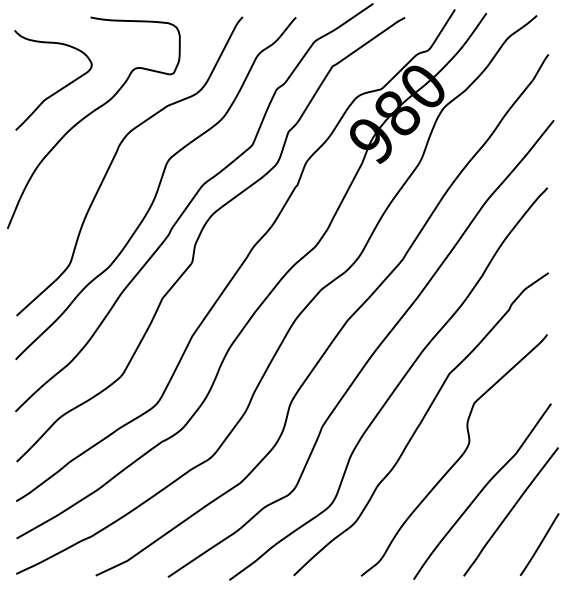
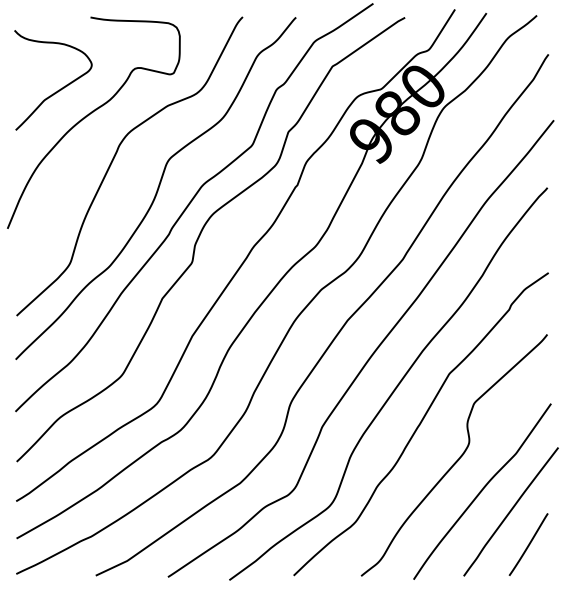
line position: (539, 544) -> (528, 544) (528, 544)
